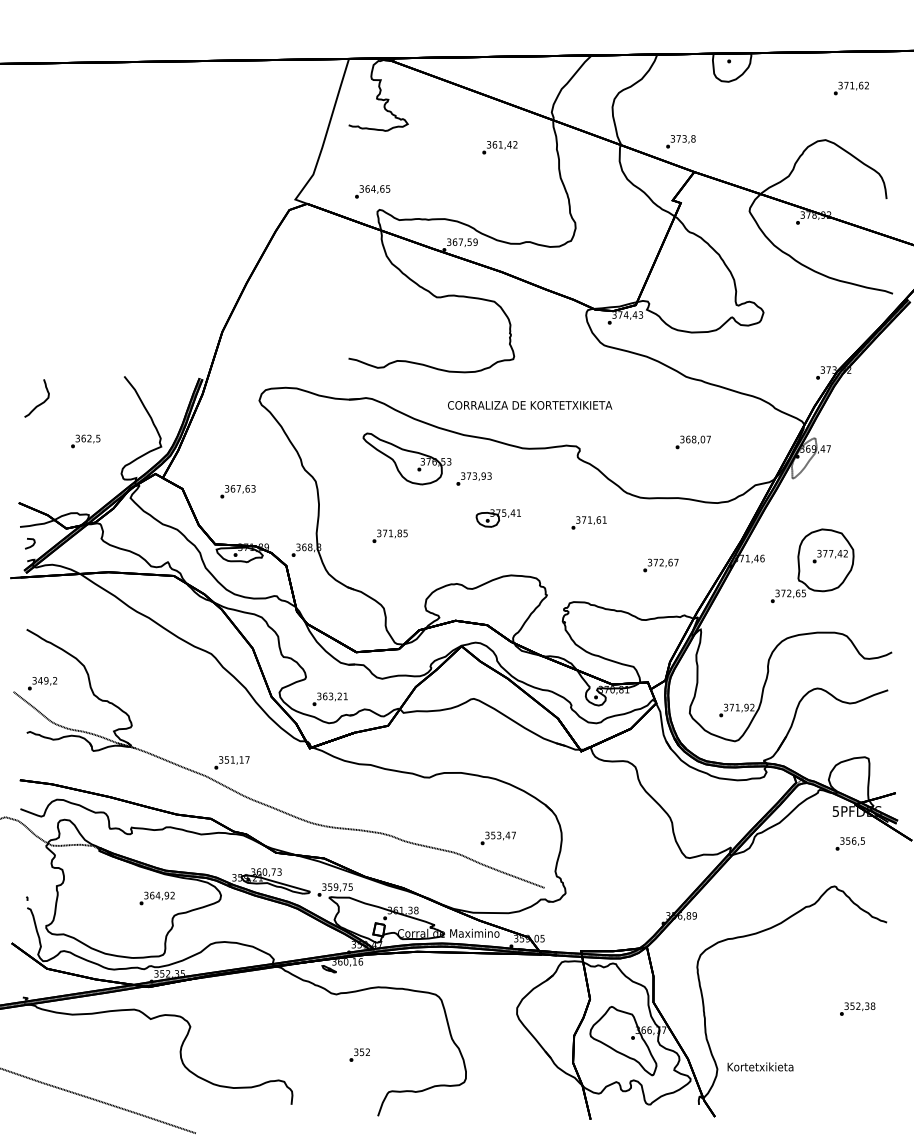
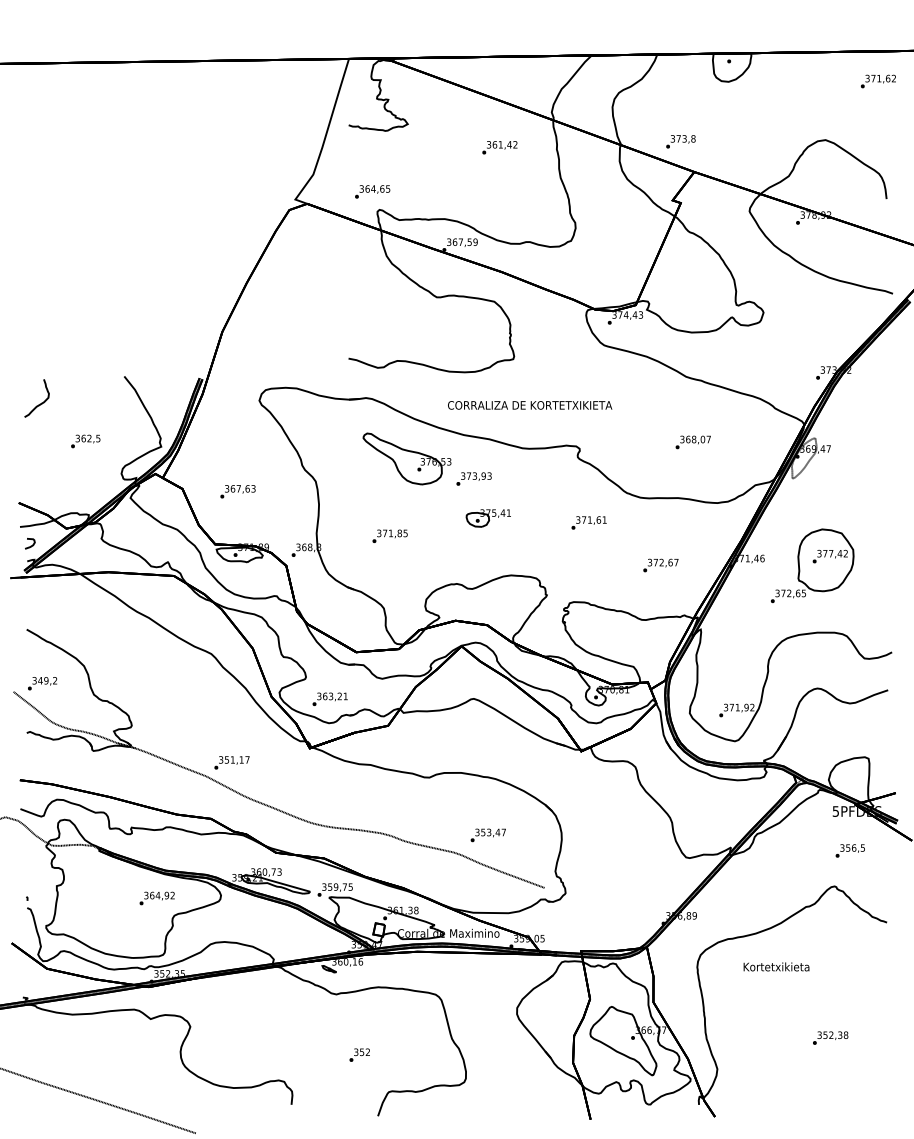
text position: (851, 88) -> (878, 81) (878, 81)
part position: (497, 518) -> (487, 518) (487, 518)
text position: (497, 838) -> (487, 835) (487, 835)
text position: (849, 843) -> (849, 850) (849, 850)
text position: (857, 1008) -> (830, 1037) (830, 1037)
text position: (760, 1066) -> (776, 966) (776, 966)
